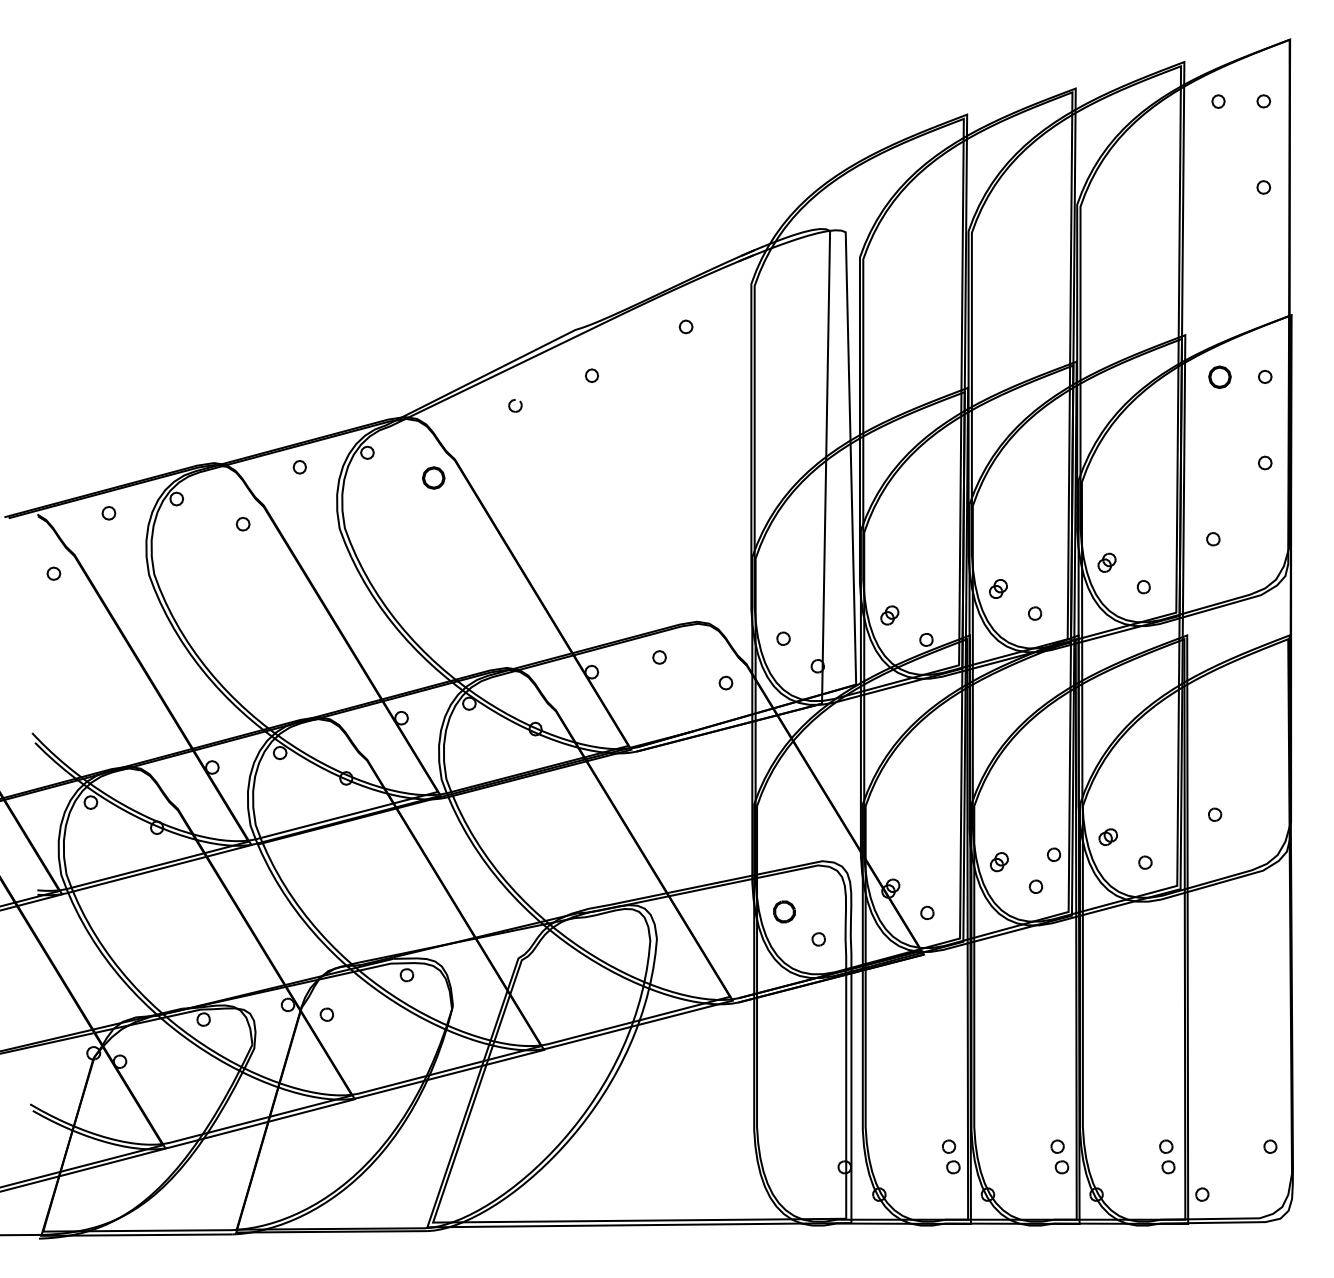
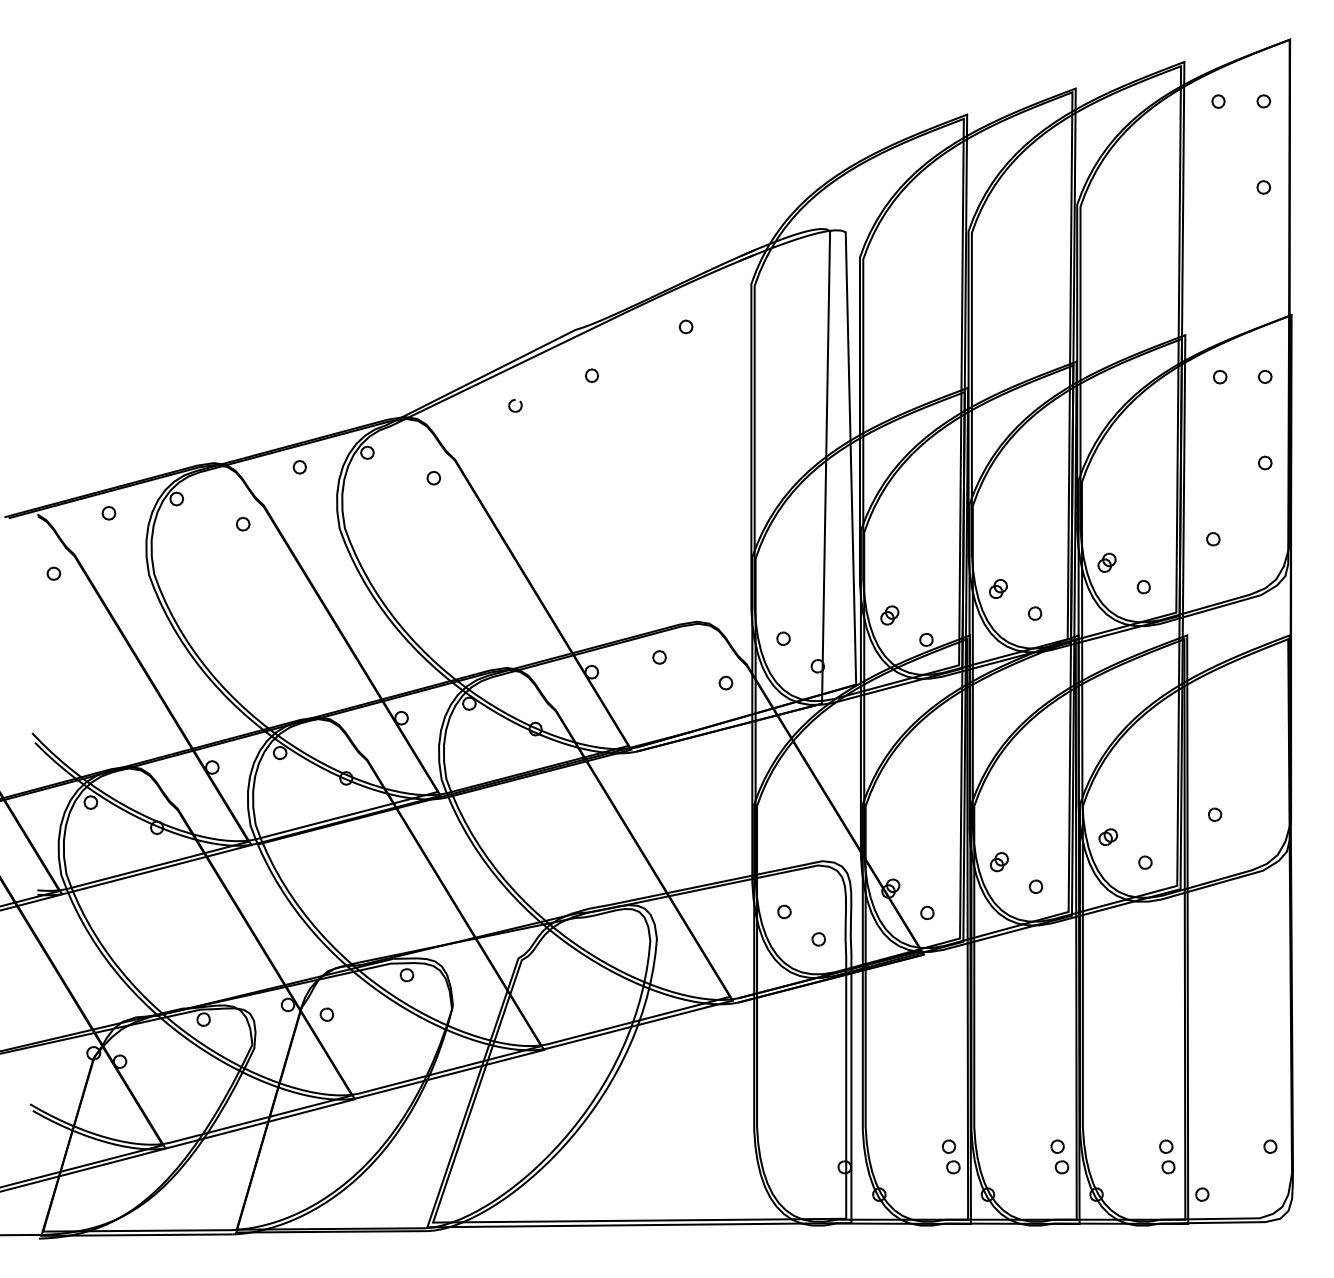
part size: 24x25 px -> 15x16 px (1220, 376)
part size: 24x24 px -> 16x15 px (433, 478)
part: present -> none (1053, 854)
part size: 23x24 px -> 15x16 px (784, 911)
